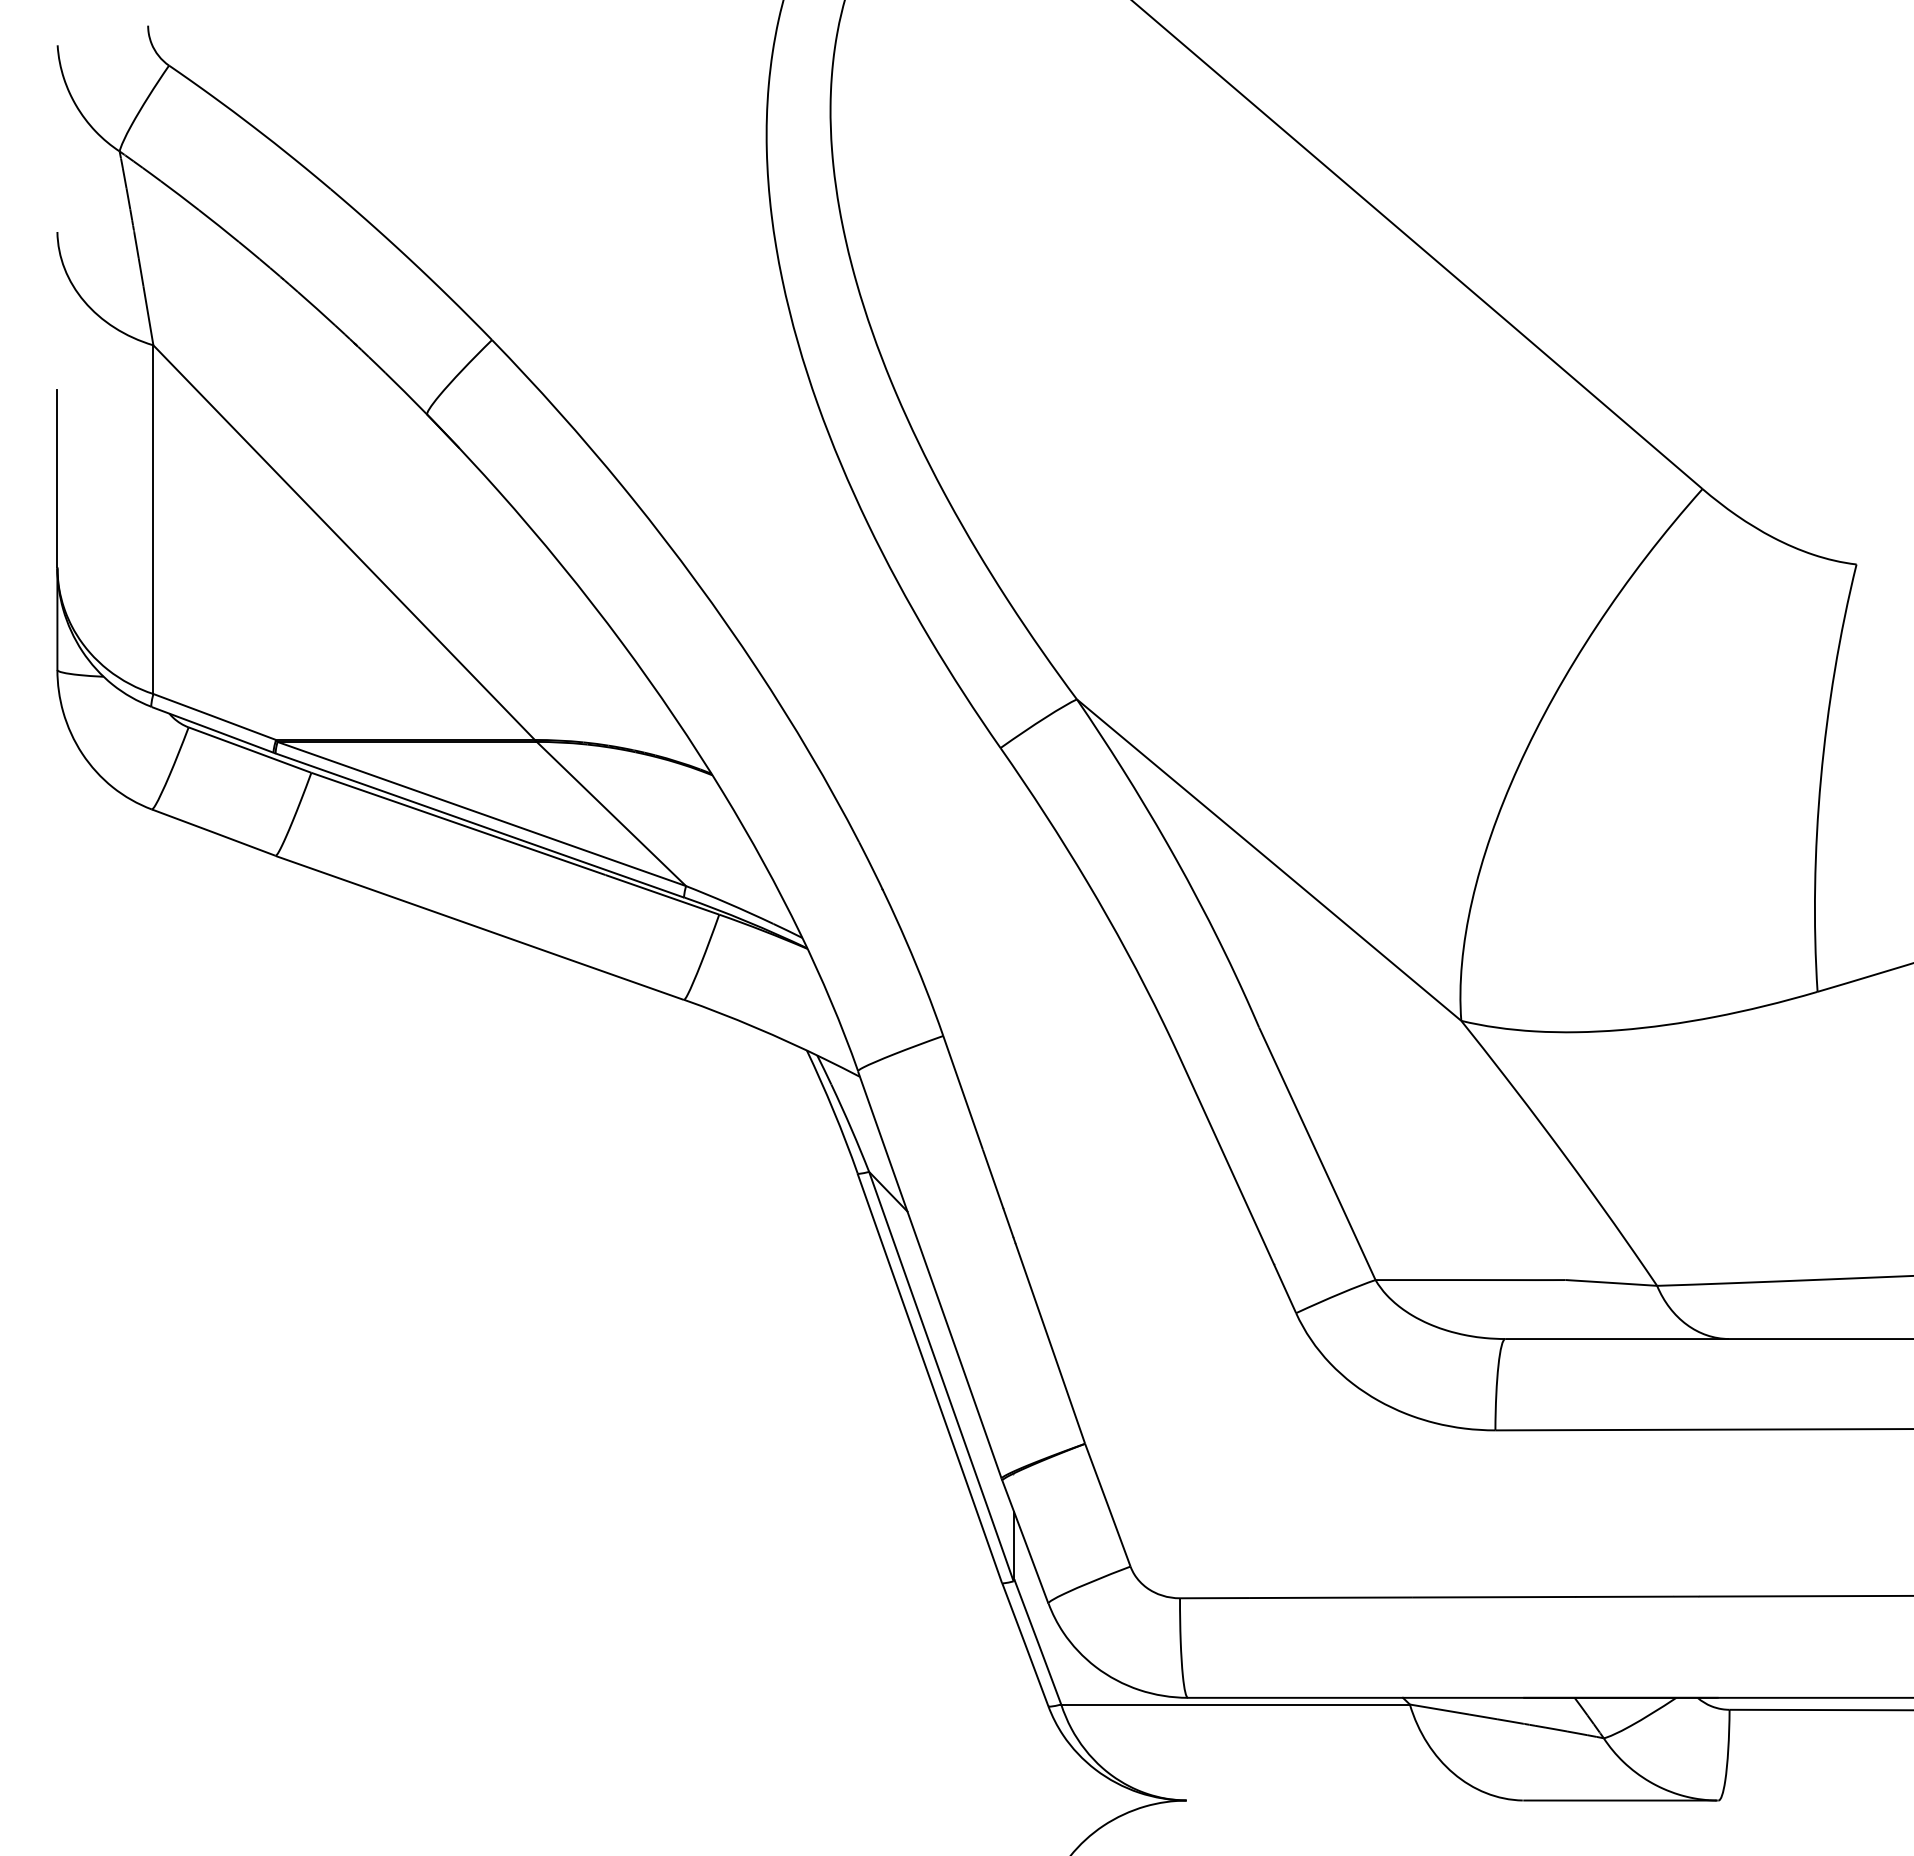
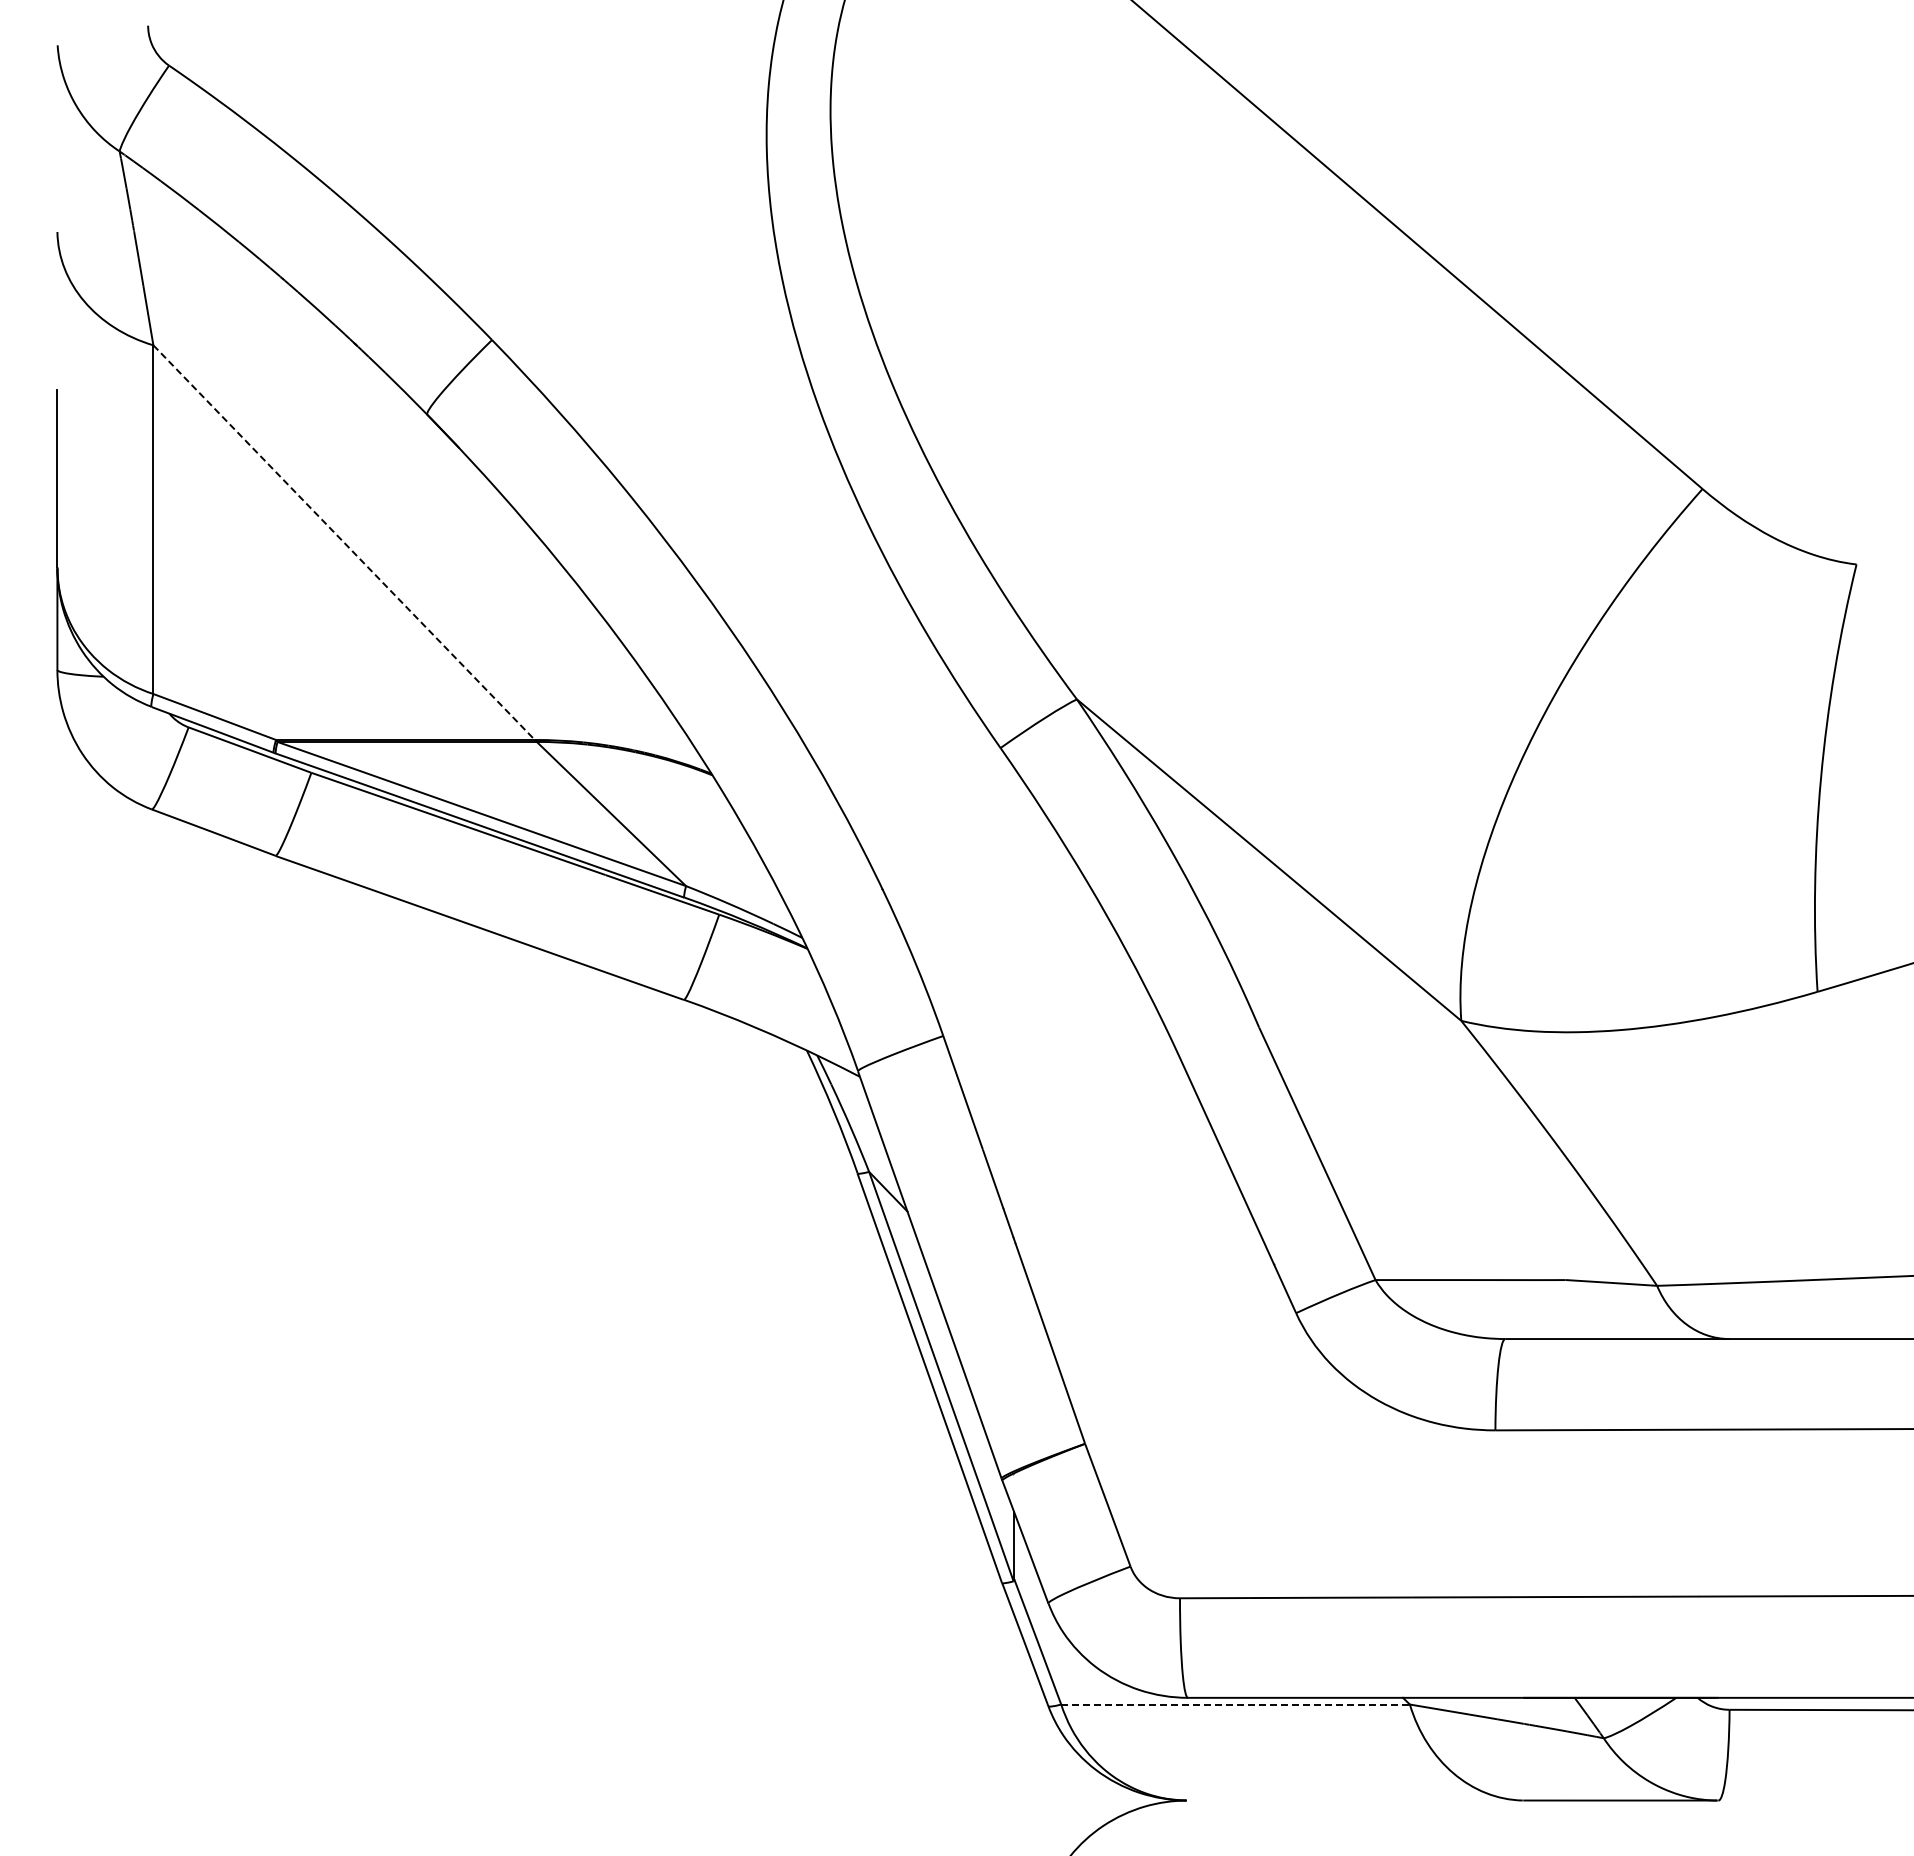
line: solid -> dashed (344, 543)
line: solid -> dashed (1236, 1704)
